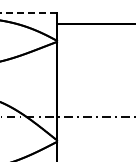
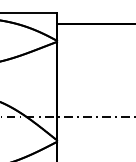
line: dashed -> solid (29, 13)
